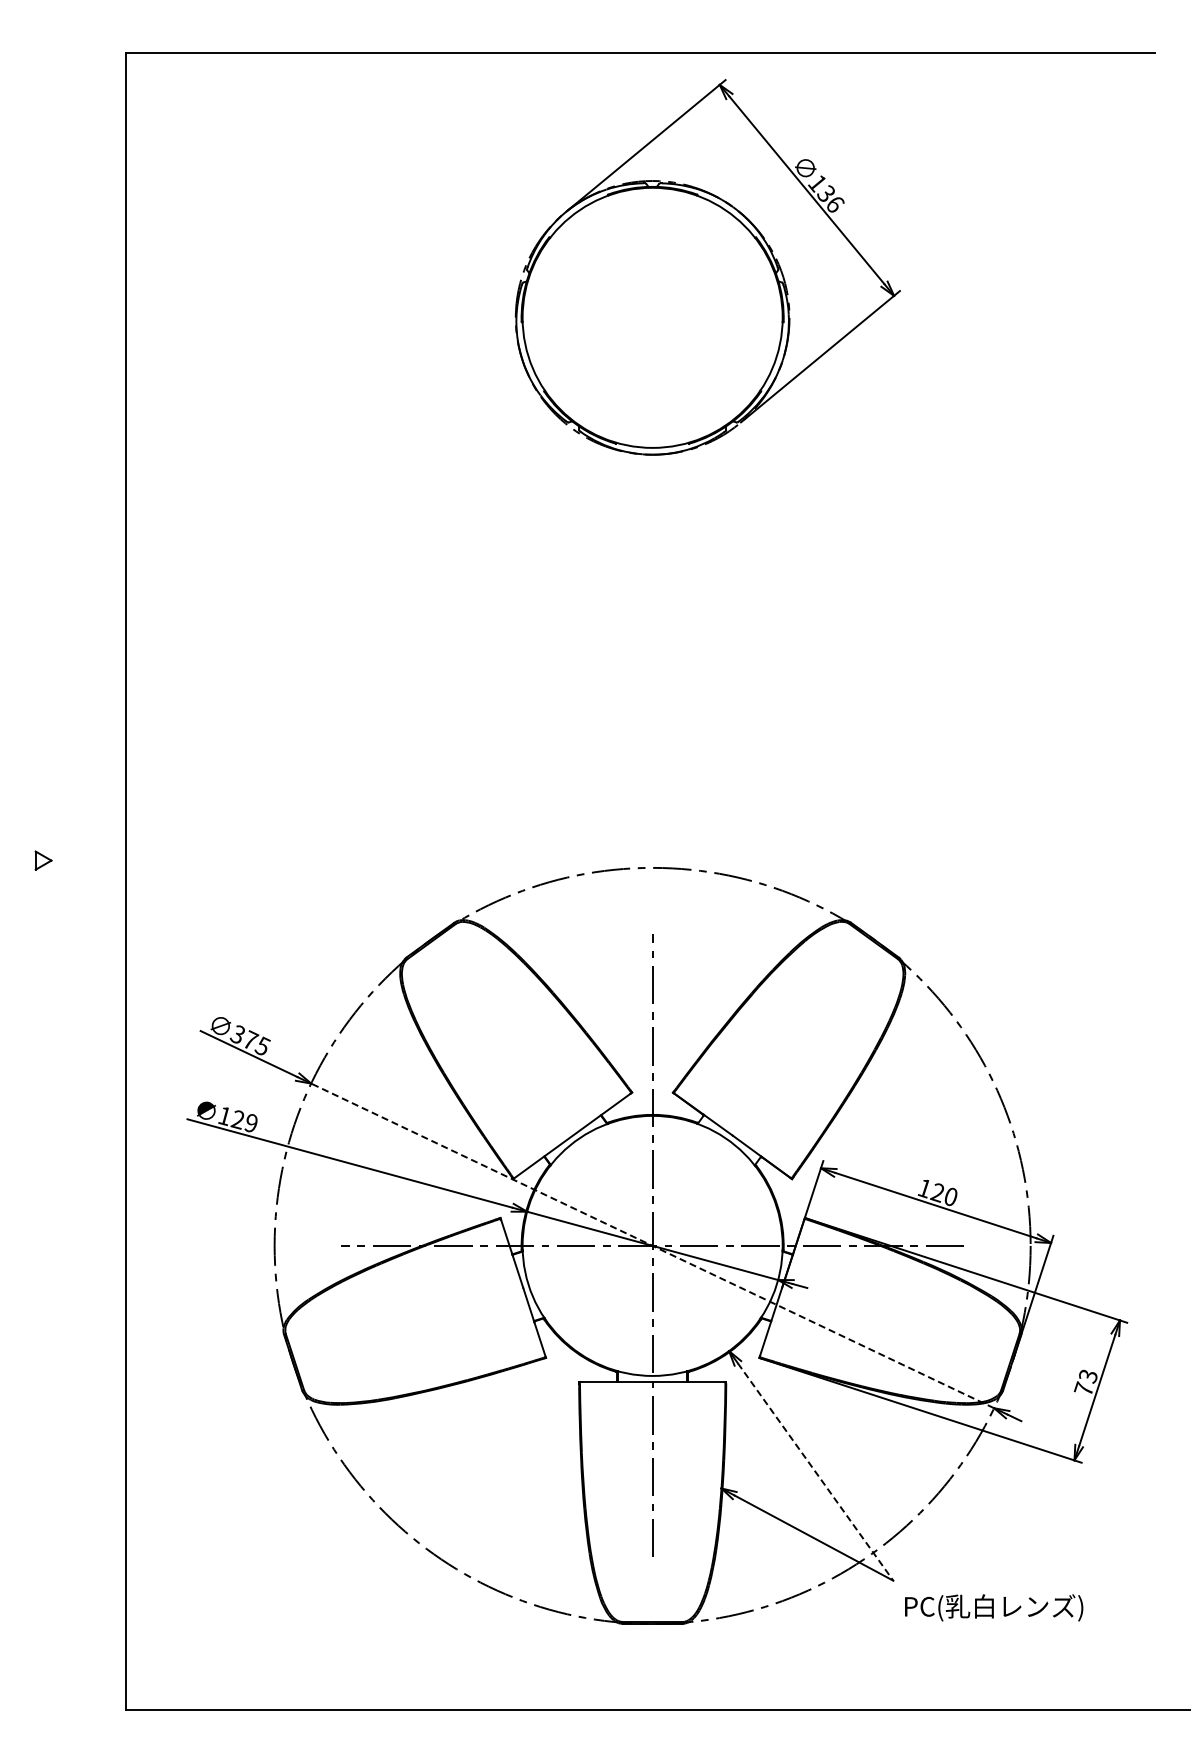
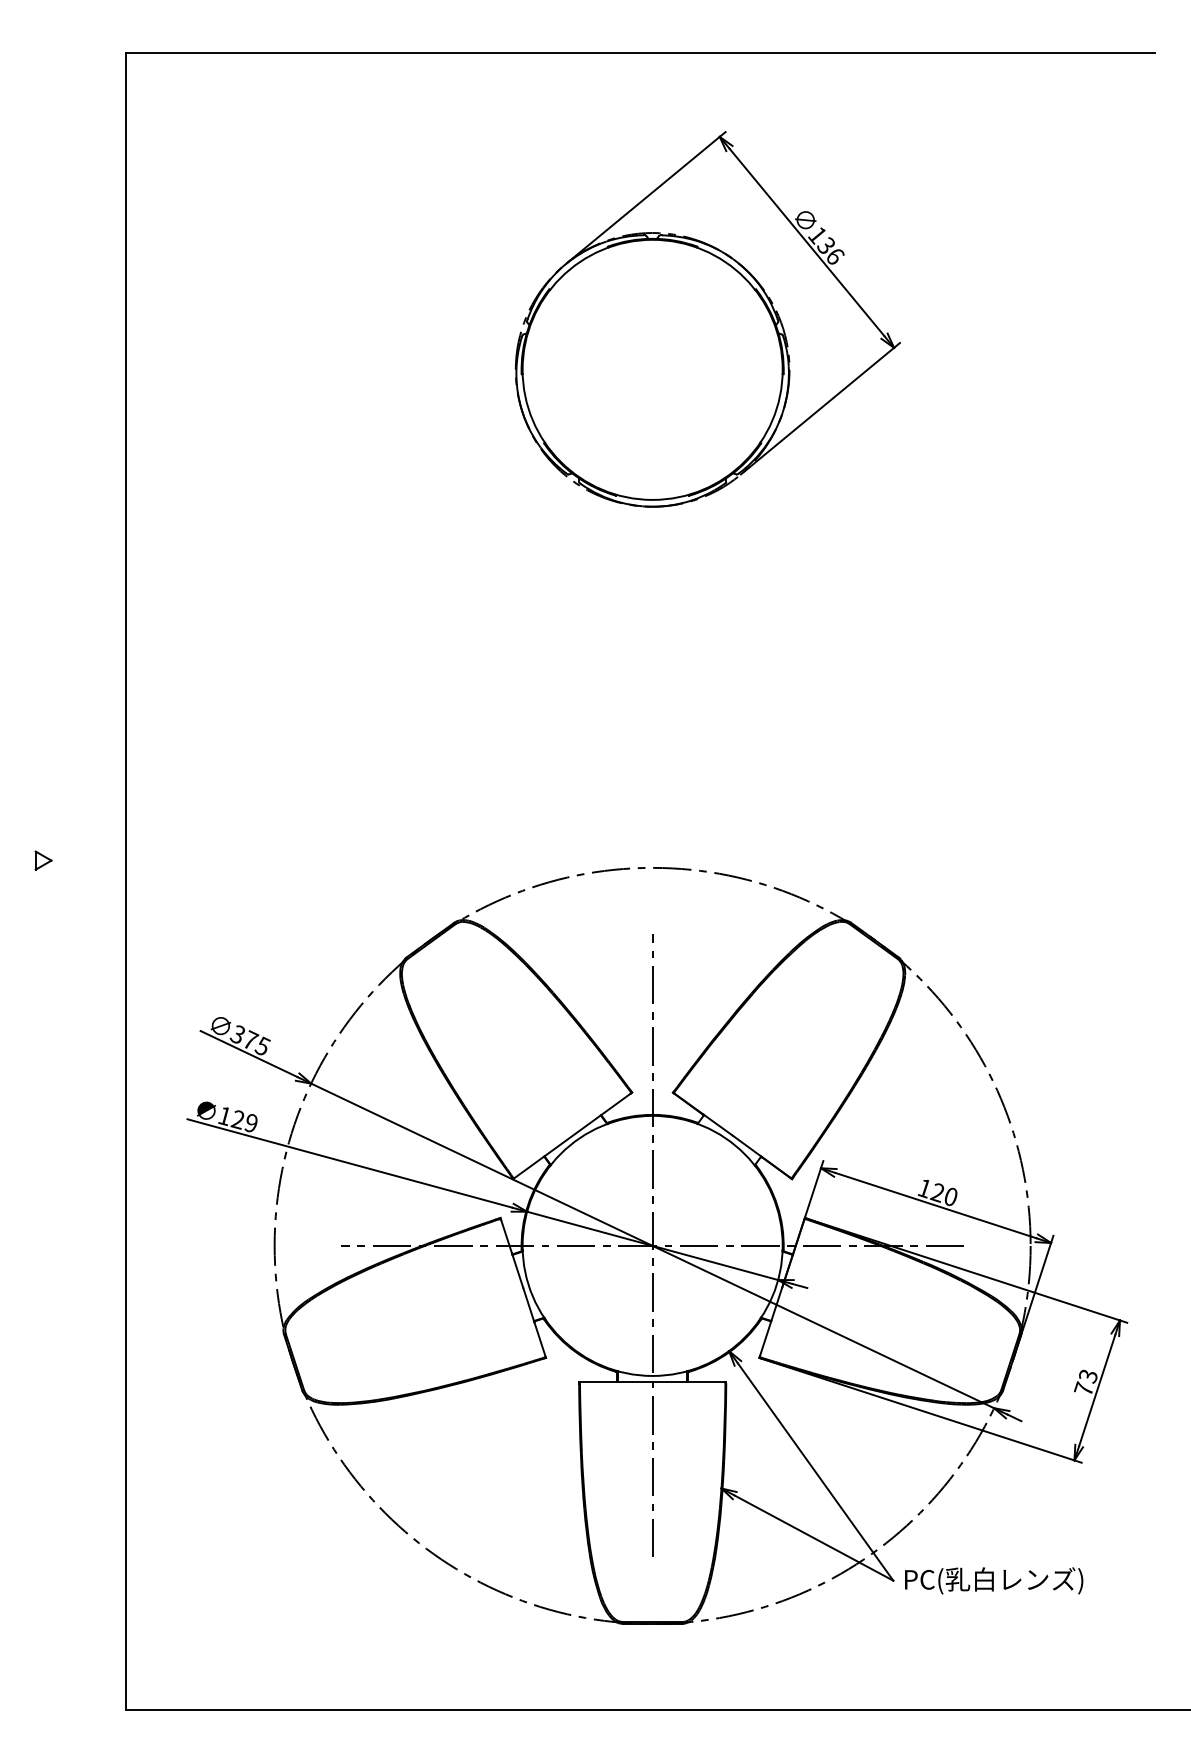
part position: (707, 267) -> (707, 319) (707, 319)
line: dashed -> solid (652, 1245)
line: dashed -> solid (815, 1472)
text position: (994, 1607) -> (994, 1580) (994, 1580)
